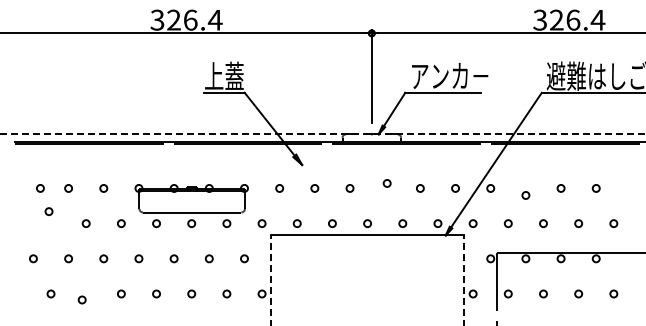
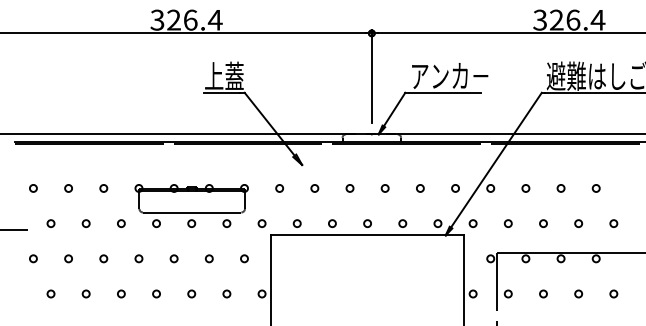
line: dashed -> solid (322, 134)
circle position: (386, 183) -> (384, 188) (384, 188)
circle position: (40, 188) -> (33, 188) (33, 188)
circle position: (525, 195) -> (525, 188) (525, 188)
circle position: (48, 211) -> (50, 223) (50, 223)
line: none -> present (15, 229)
line: dashed -> solid (270, 280)
line: dashed -> solid (464, 280)
circle position: (81, 299) -> (85, 293) (85, 293)
